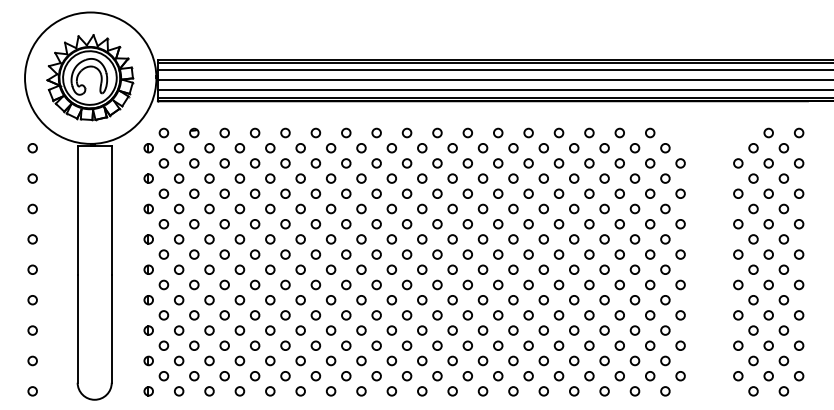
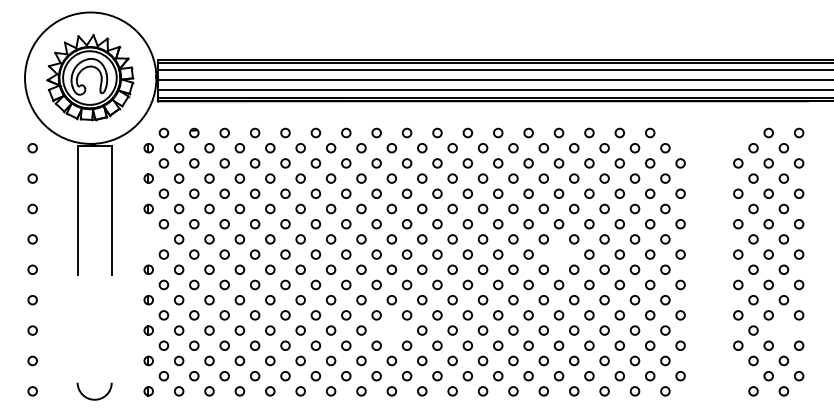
part: present -> none (148, 239)
circle: present -> none (558, 254)
line: present -> none (77, 328)
line: present -> none (111, 328)
circle: present -> none (391, 330)
circle: present -> none (783, 330)
circle: present -> none (738, 376)
